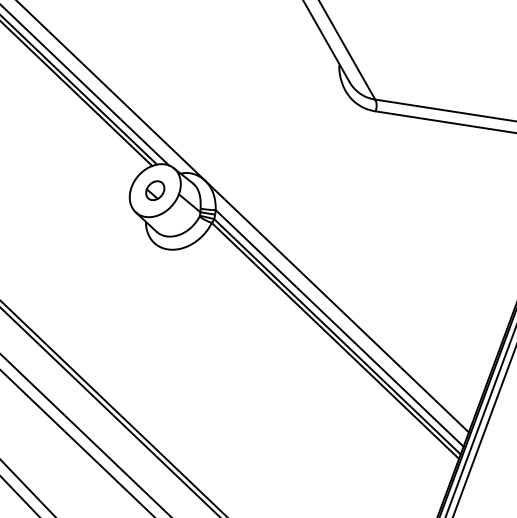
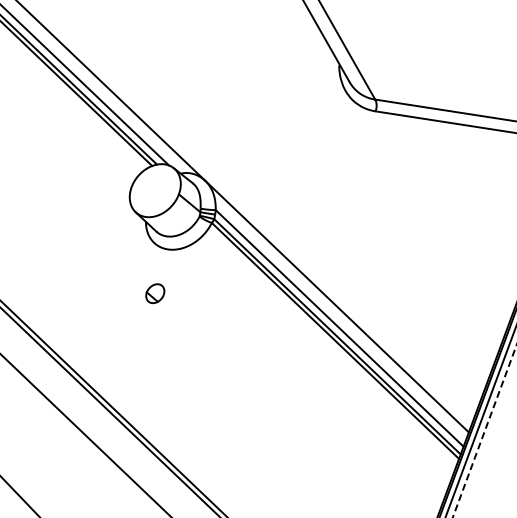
part position: (155, 190) -> (155, 293) (155, 293)
line: solid -> dashed (484, 430)
line: present -> none (76, 443)
line: present -> none (27, 487)
